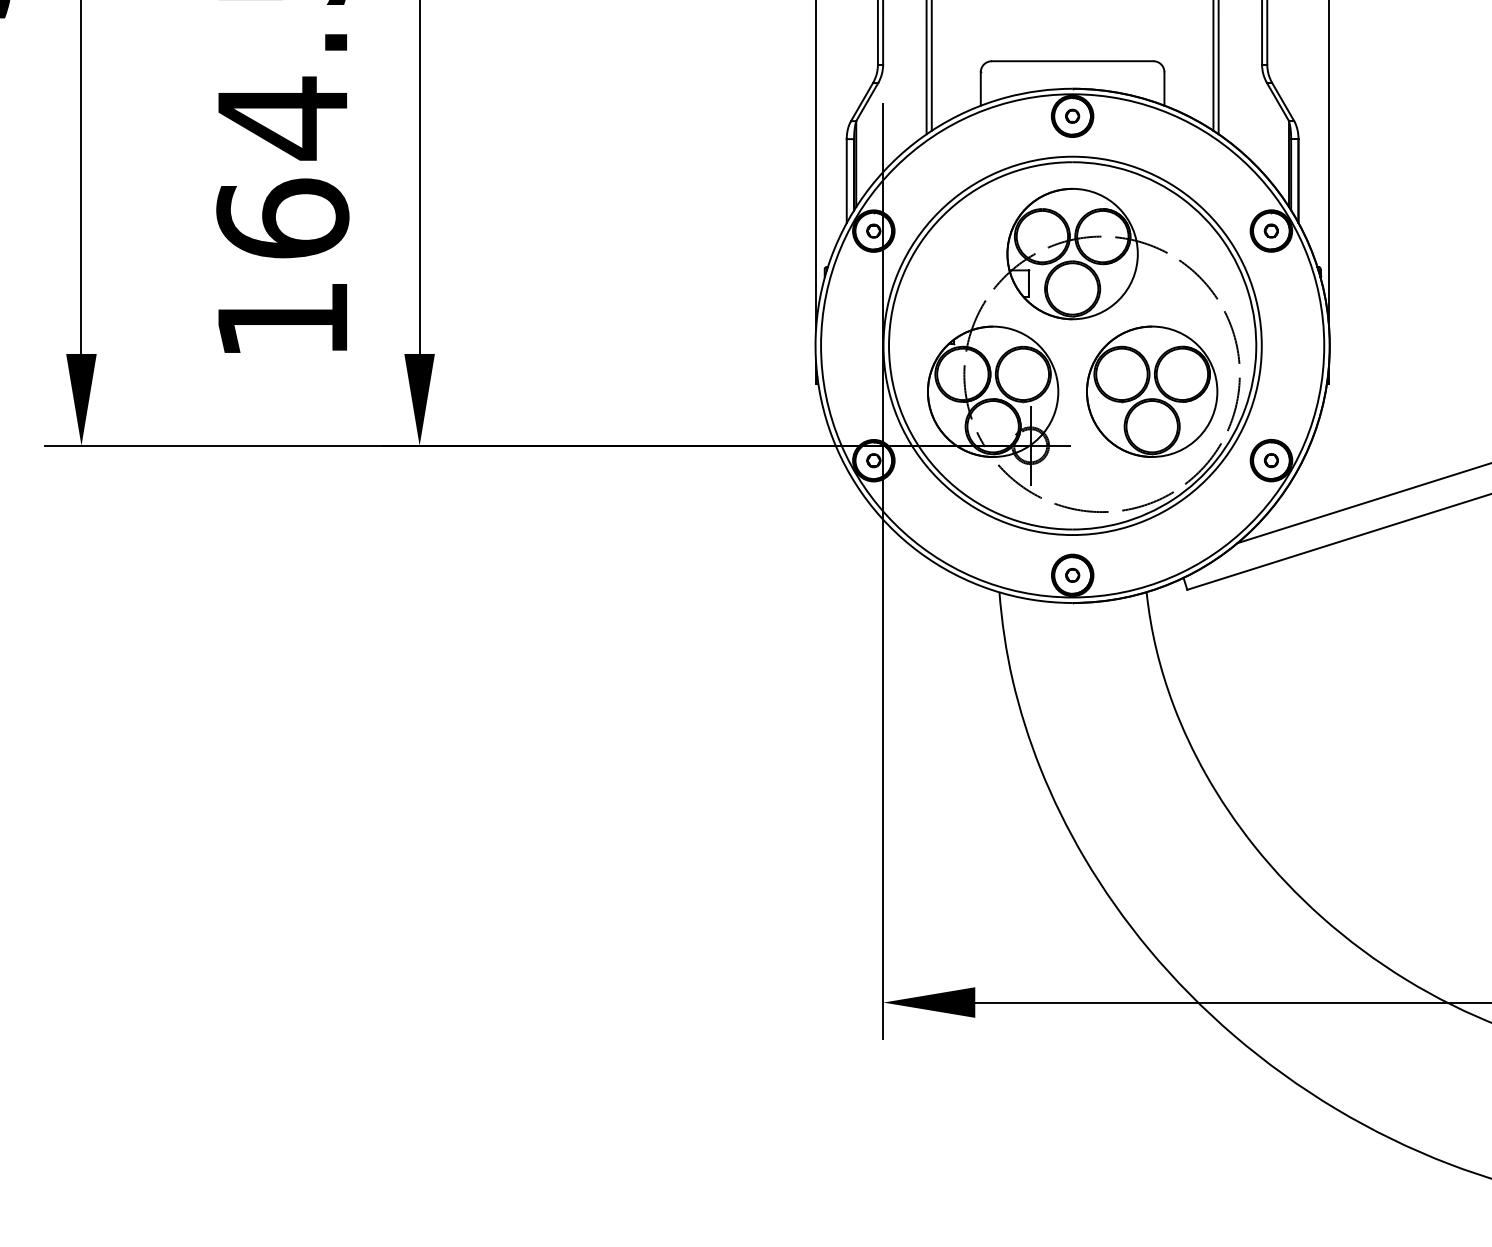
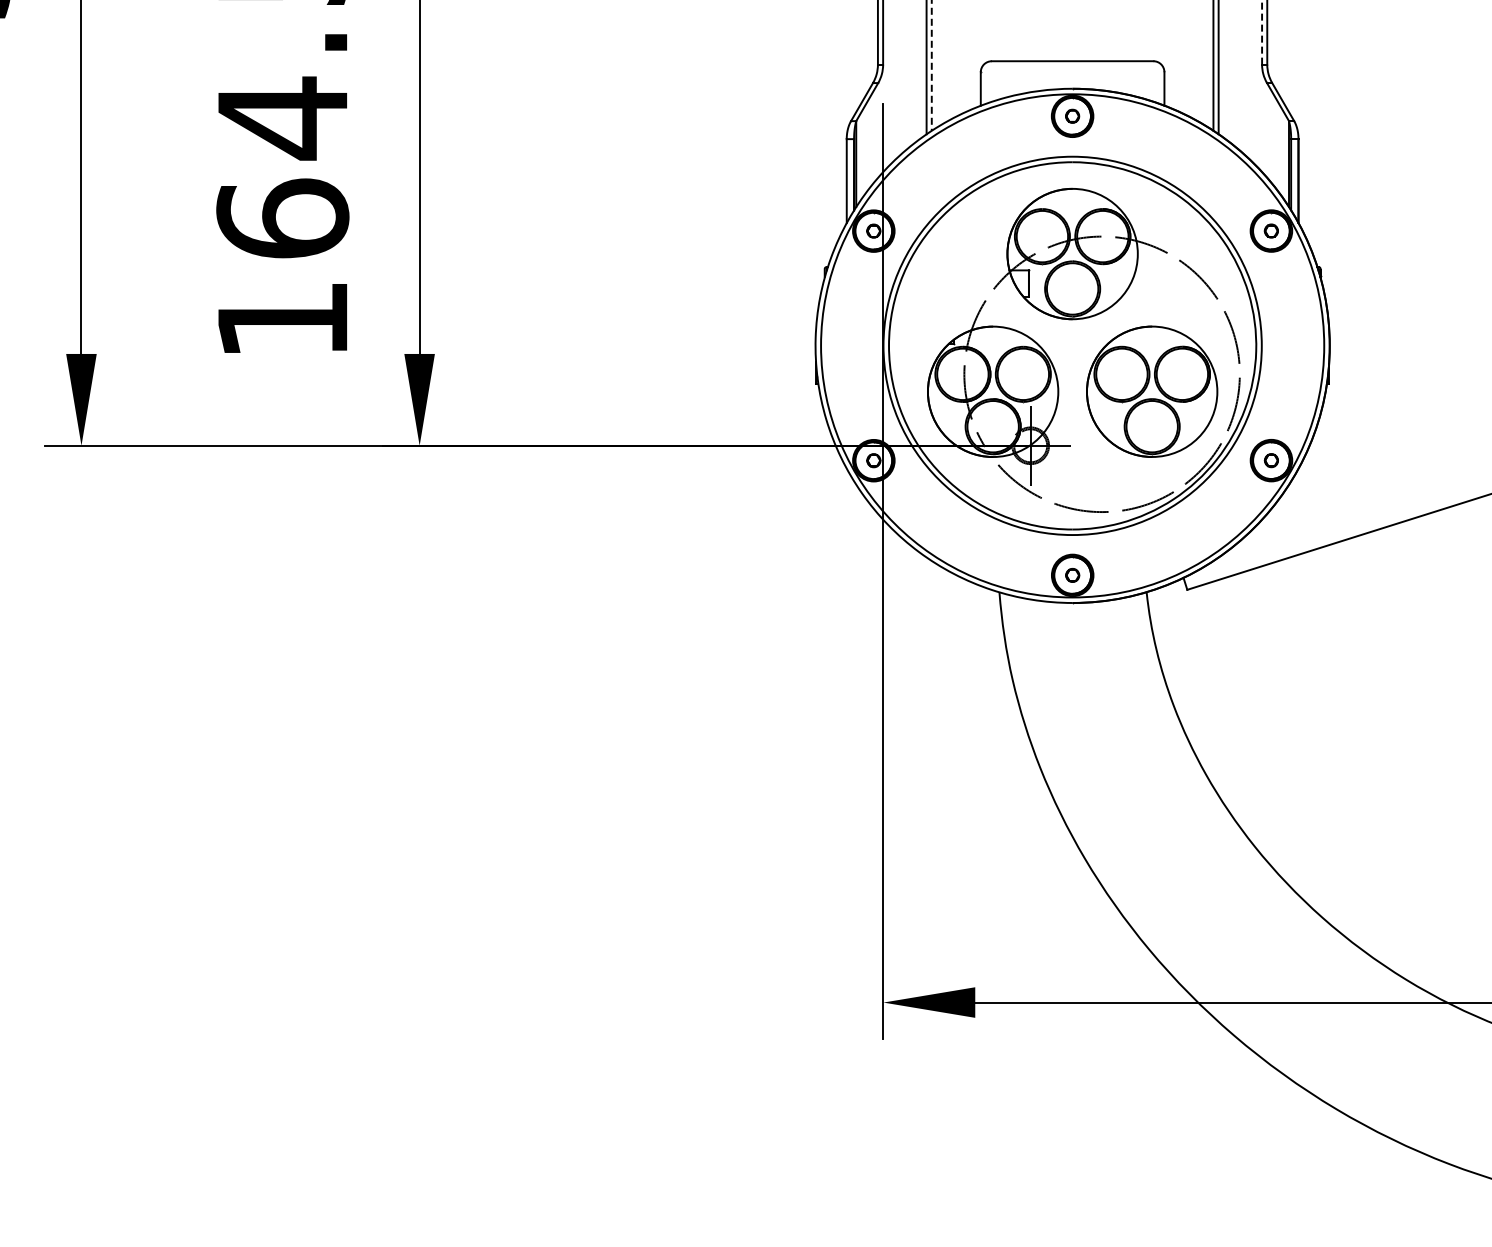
line: solid -> dashed (1262, 32)
line: solid -> dashed (931, 66)
line: present -> none (816, 165)
line: present -> none (1329, 165)
line: present -> none (1362, 503)
